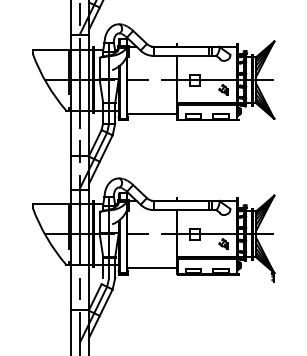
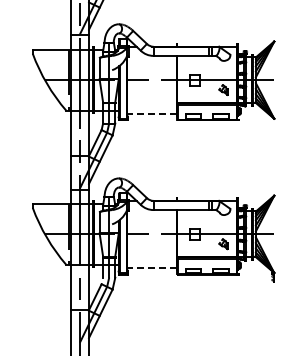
line: solid -> dashed (152, 113)
line: solid -> dashed (152, 267)
